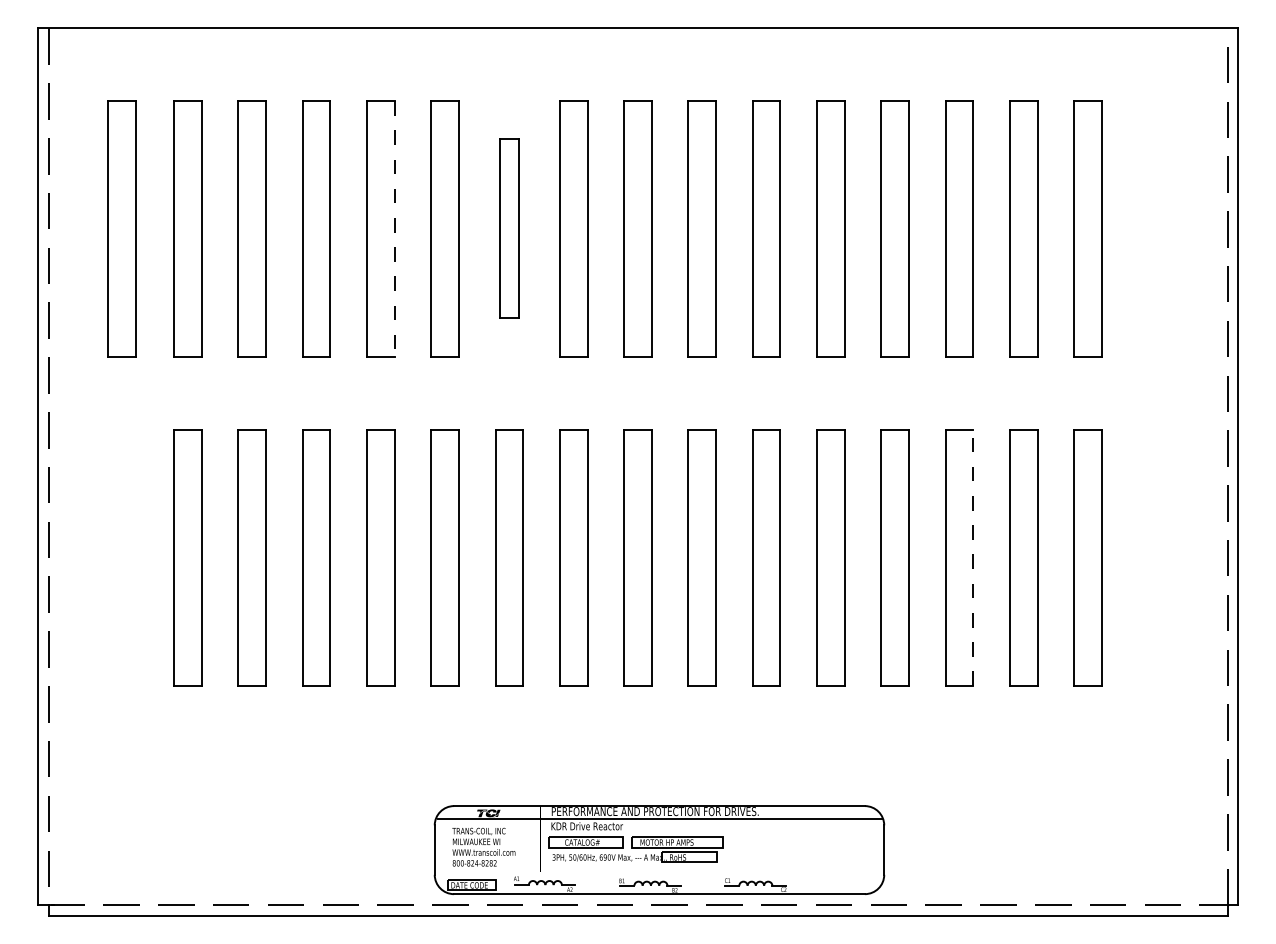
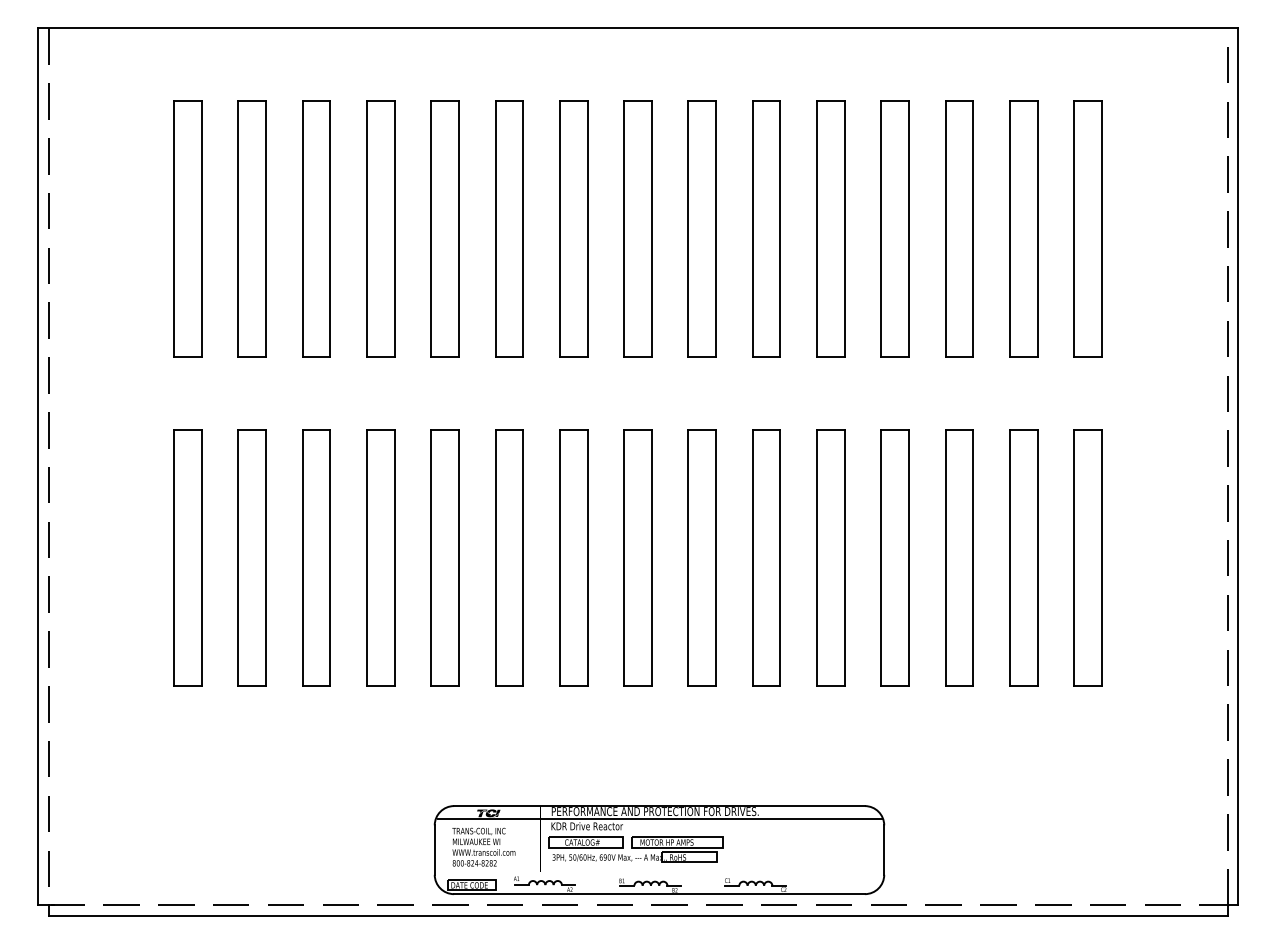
part: present -> none (121, 228)
line: dashed -> solid (394, 228)
part size: 21x181 px -> 29x258 px (509, 228)
line: dashed -> solid (973, 558)
